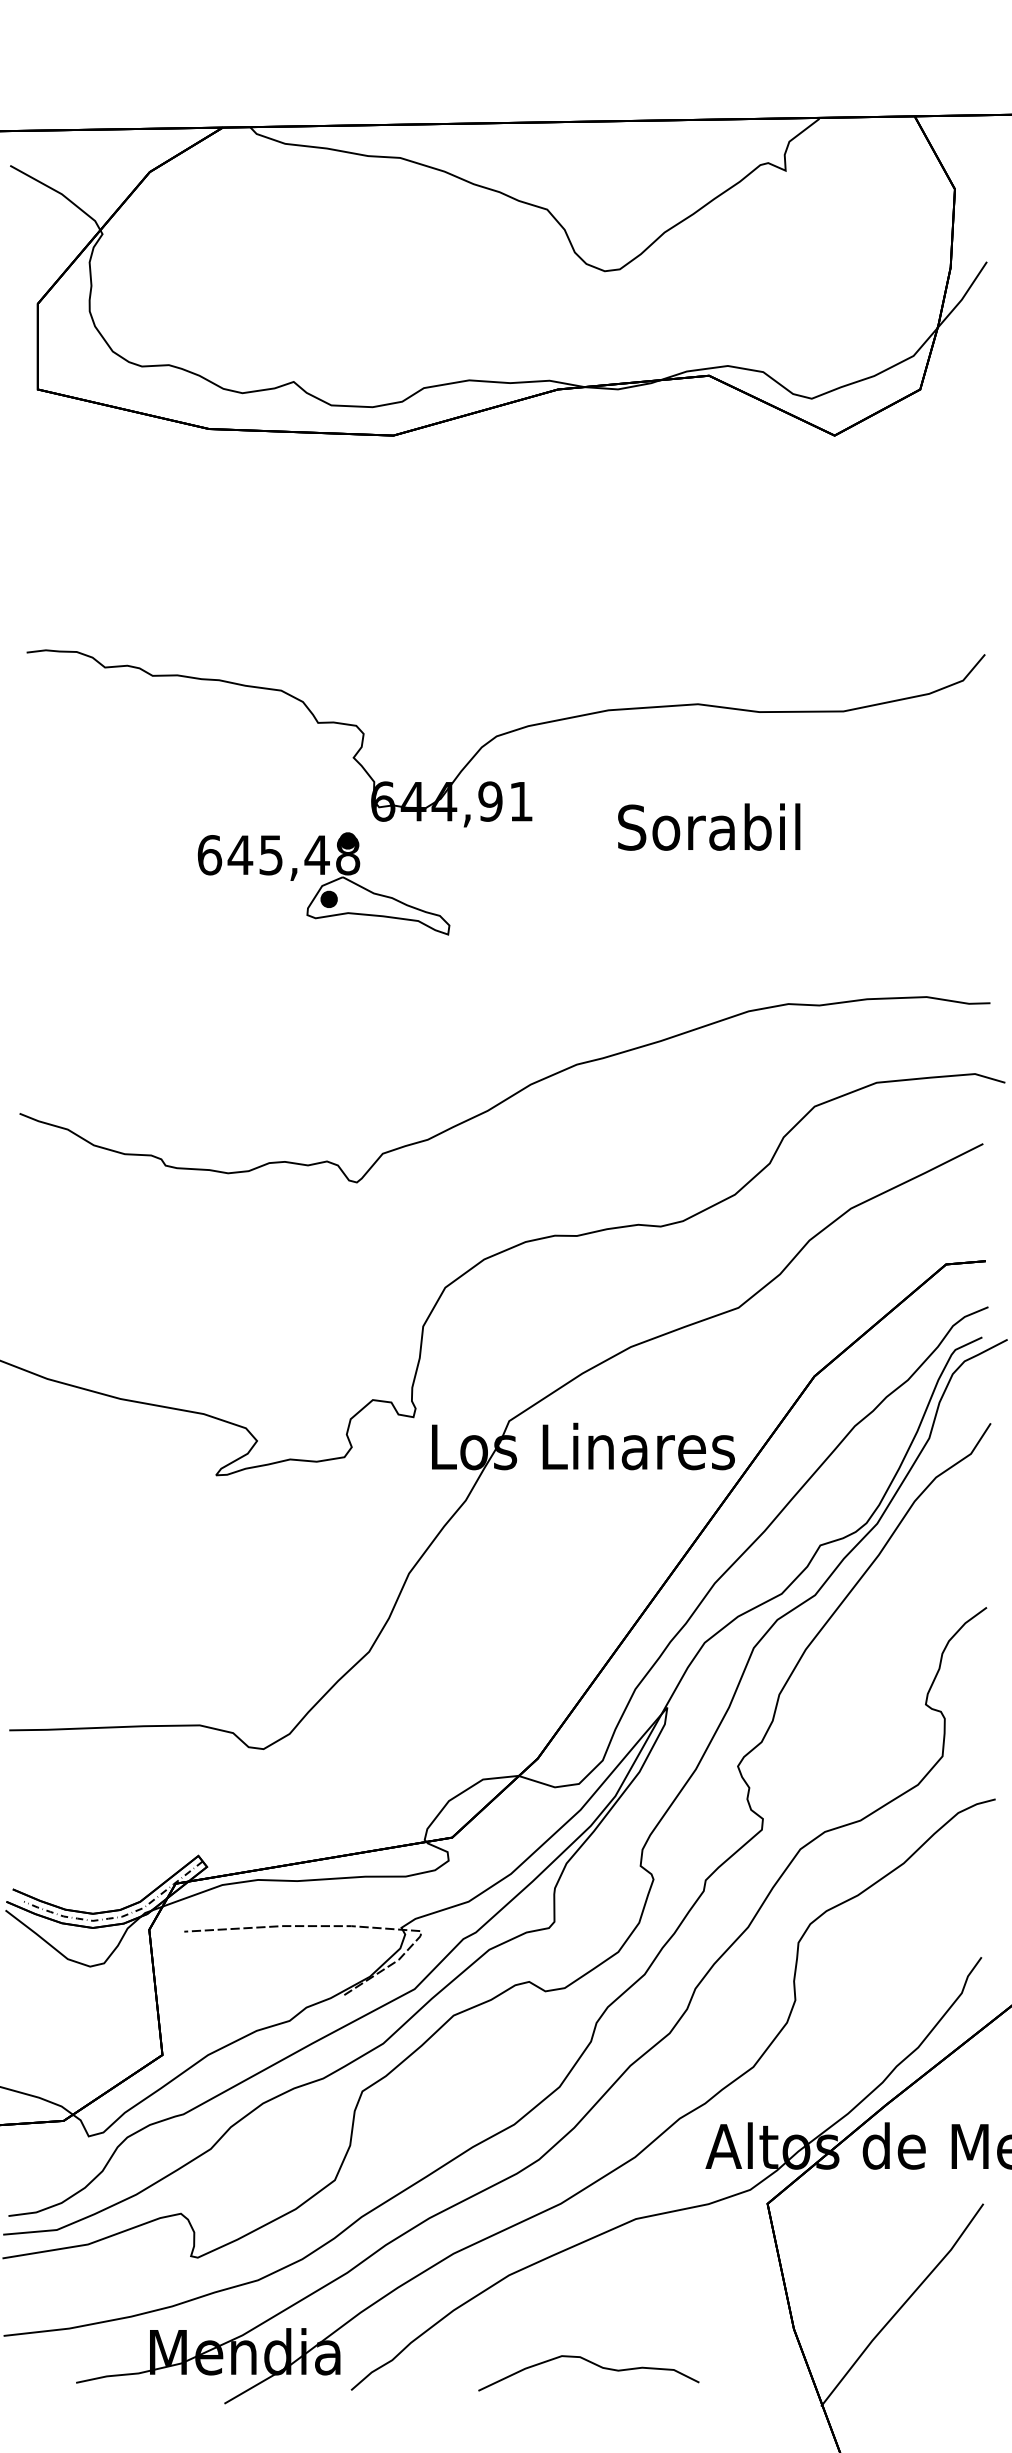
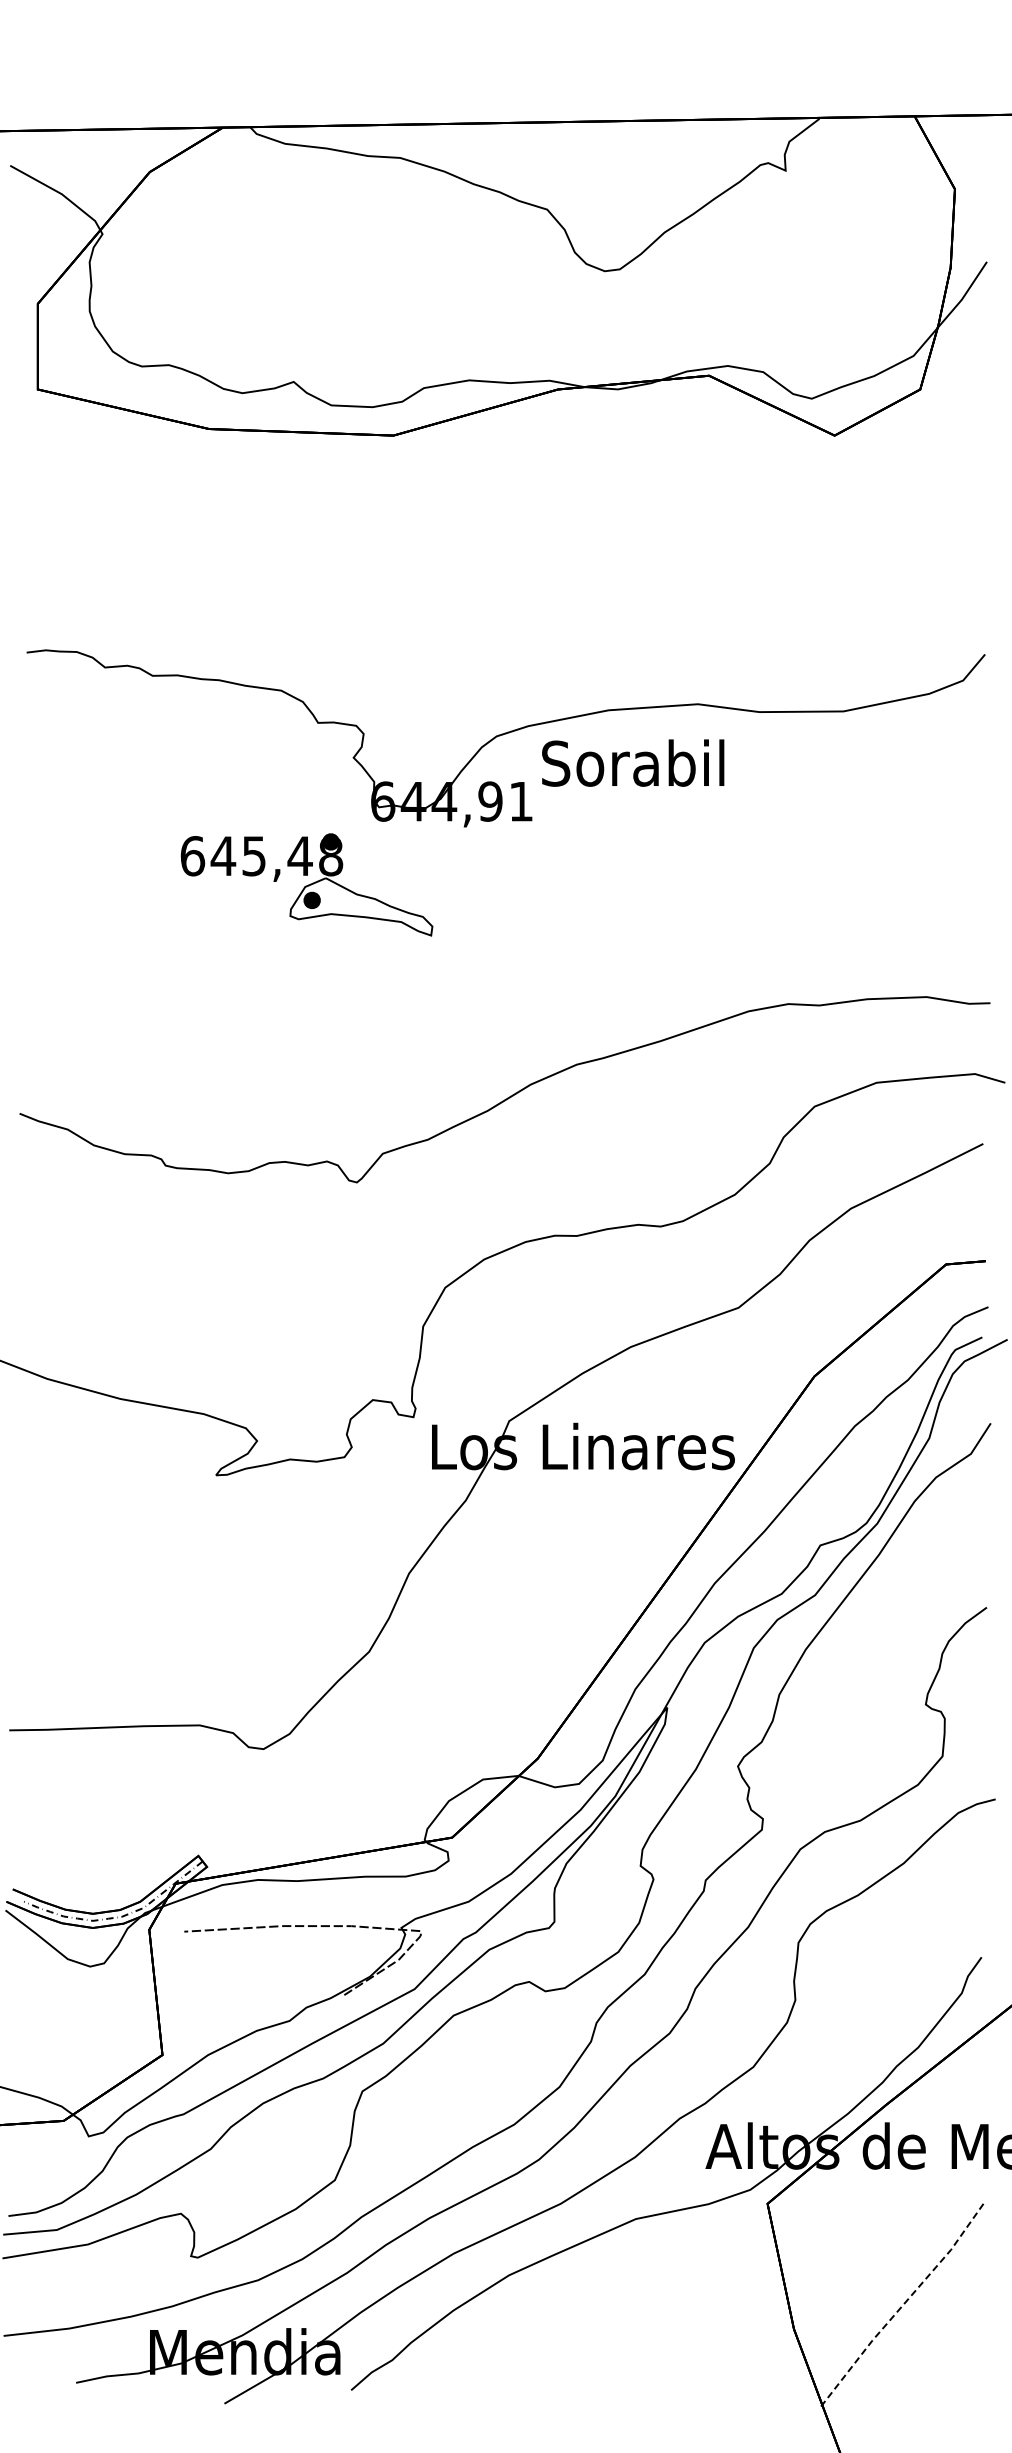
text position: (709, 826) -> (633, 762) (633, 762)
part position: (323, 883) -> (306, 884) (306, 884)
line: solid -> dashed (903, 2305)
curve: present -> none (593, 2364)
